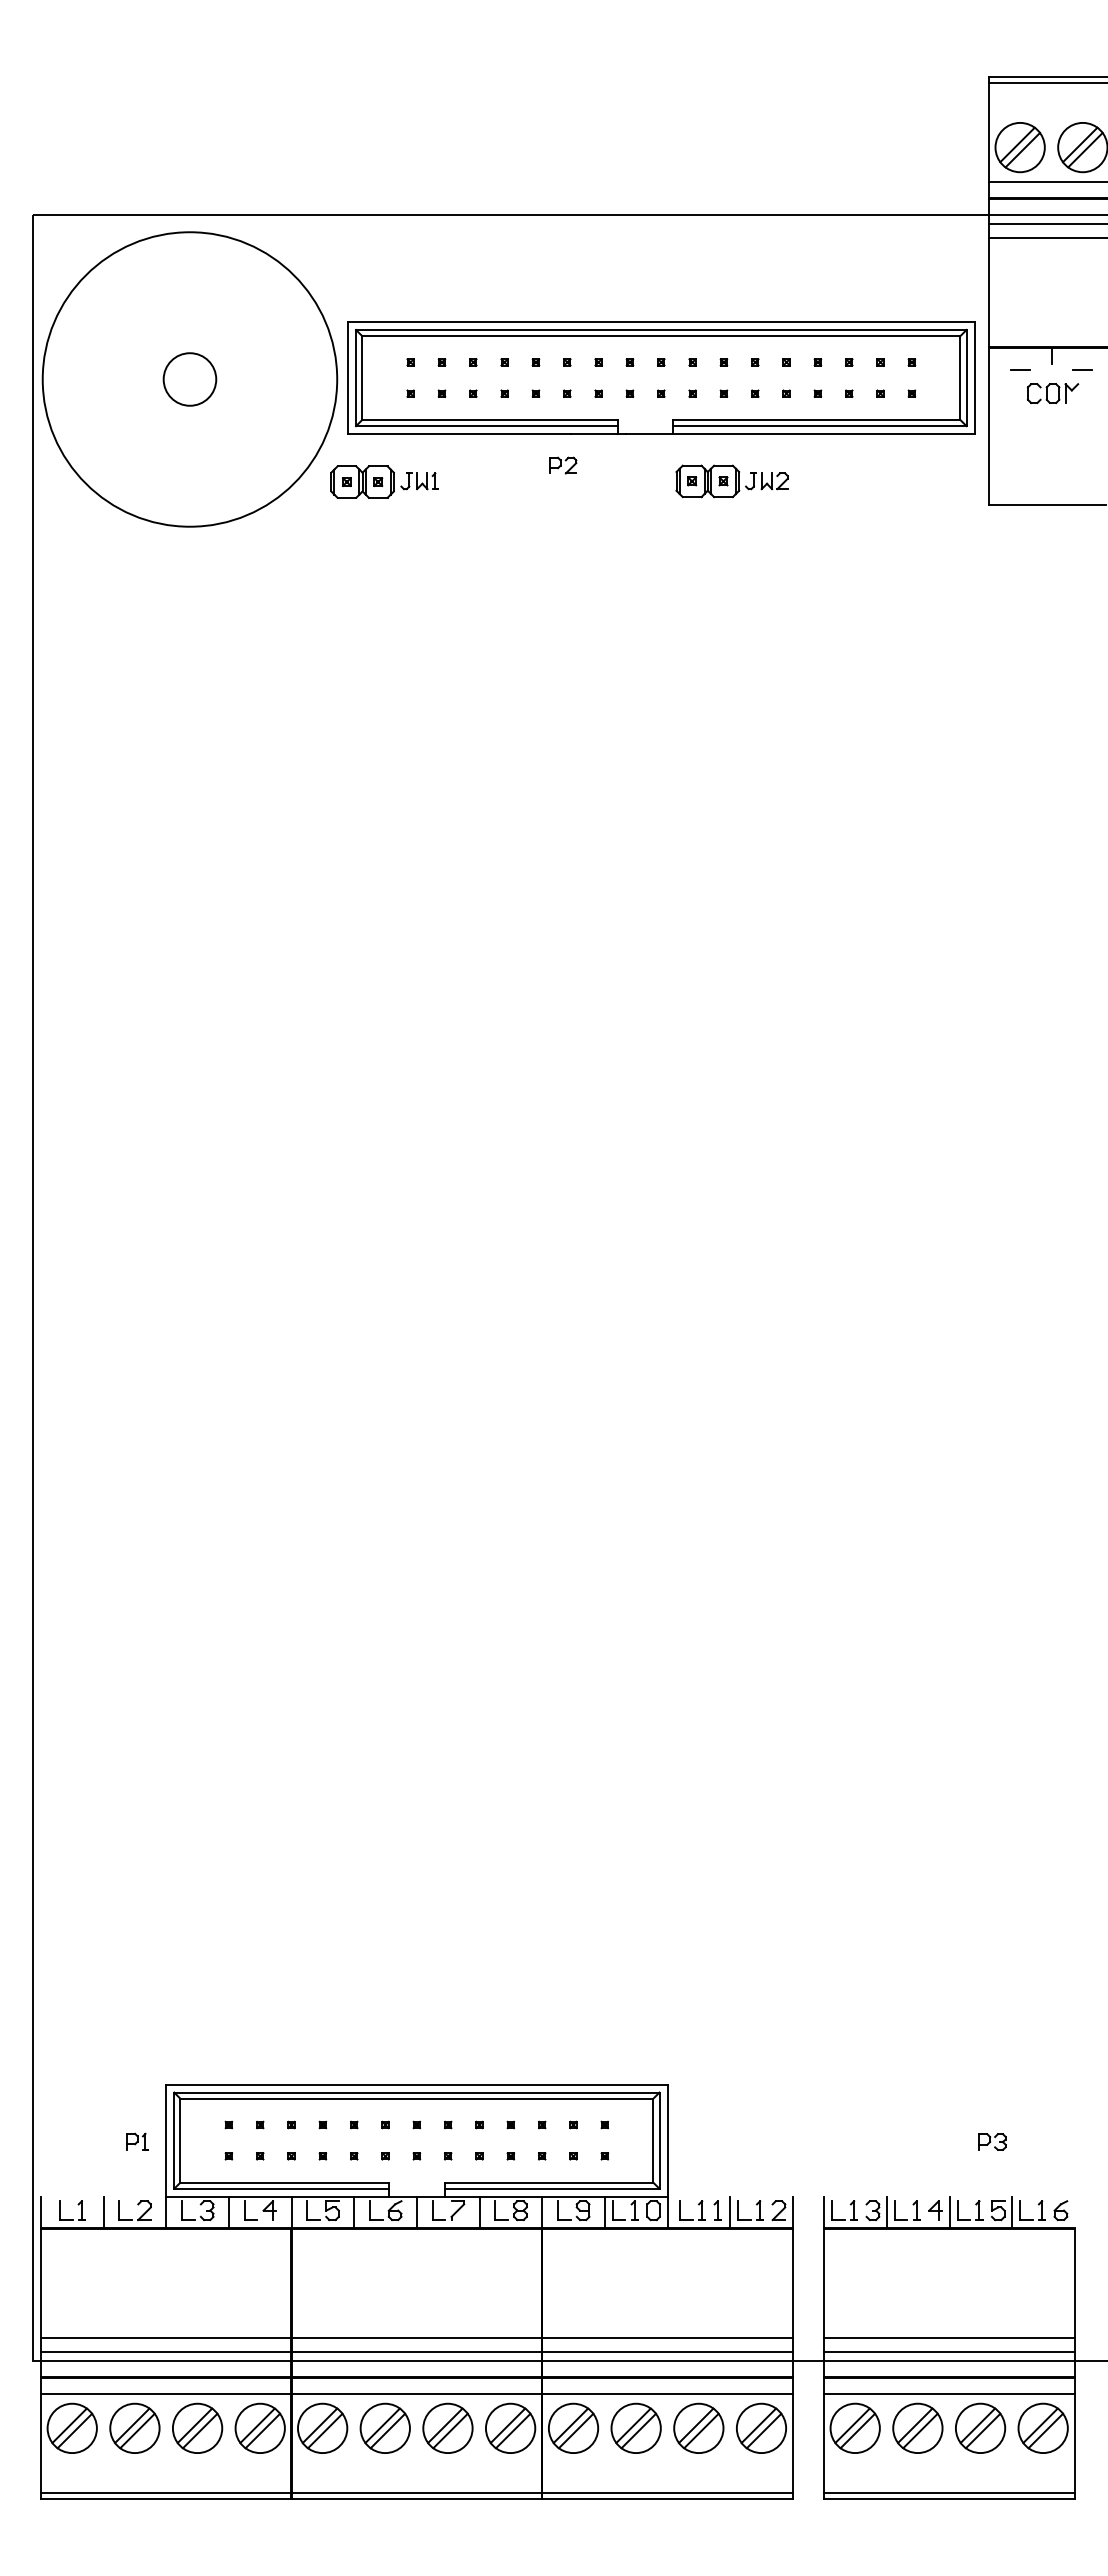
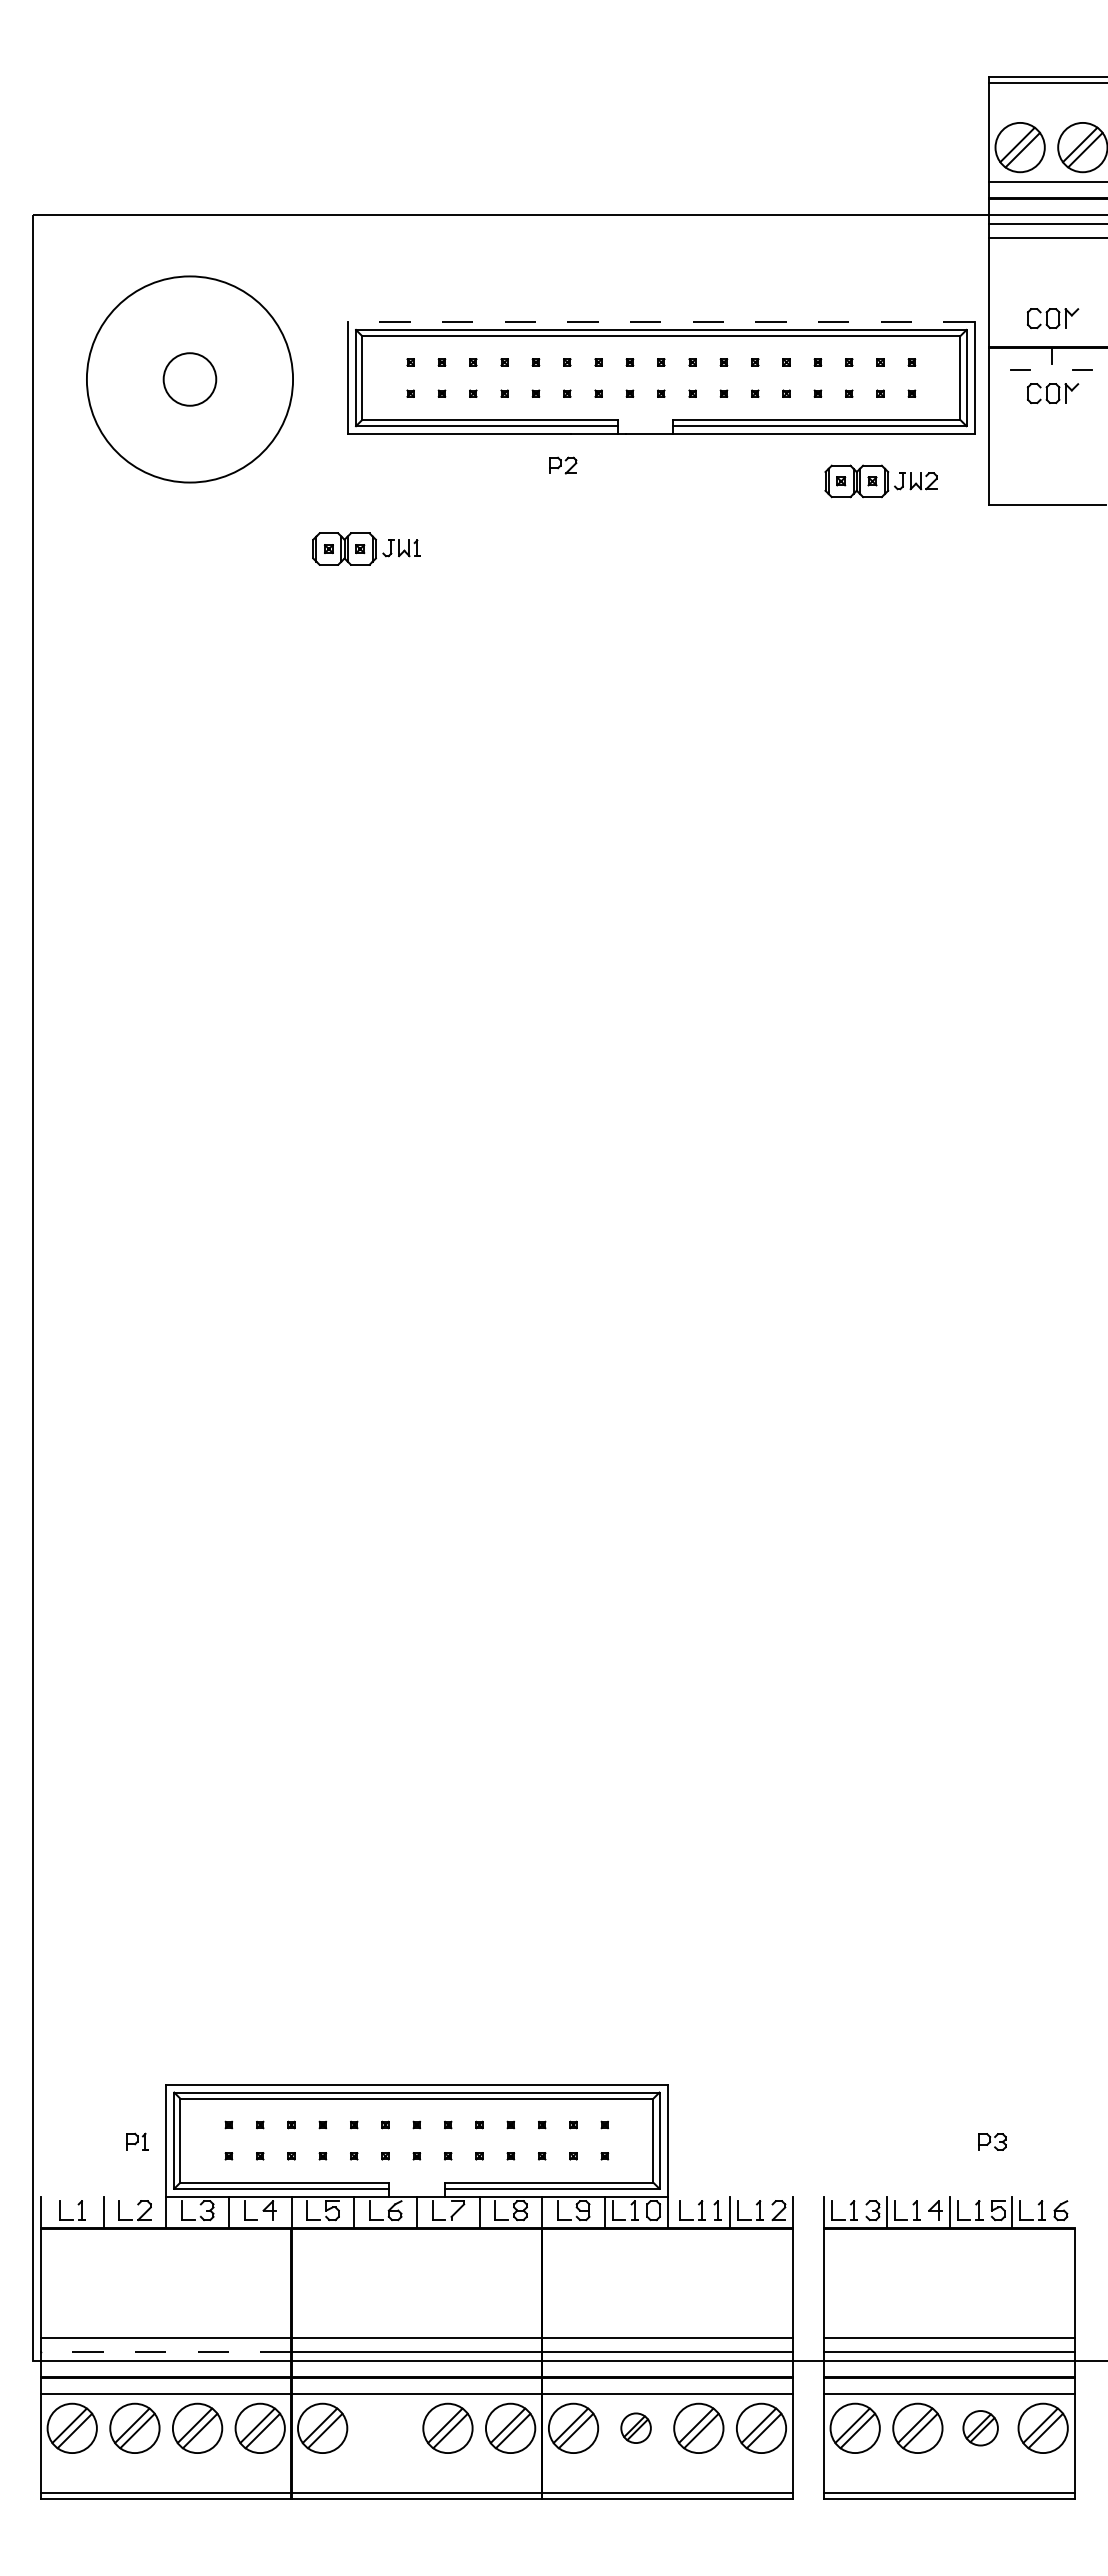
part: none -> present (1053, 318)
line: solid -> dashed (660, 321)
circle diameter: 294 px -> 206 px (189, 379)
part position: (384, 481) -> (366, 548) (366, 548)
part position: (731, 481) -> (880, 481) (880, 481)
line: solid -> dashed (165, 2351)
part: present -> none (384, 2427)
part size: 52x52 px -> 32x32 px (635, 2427)
part size: 52x52 px -> 37x37 px (980, 2428)
